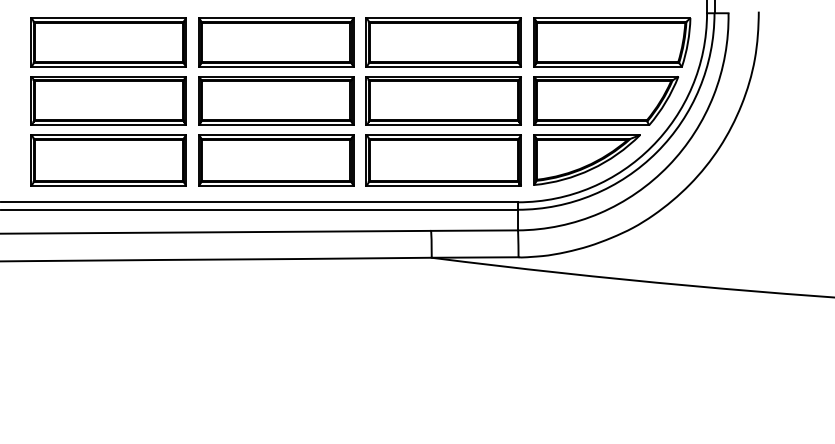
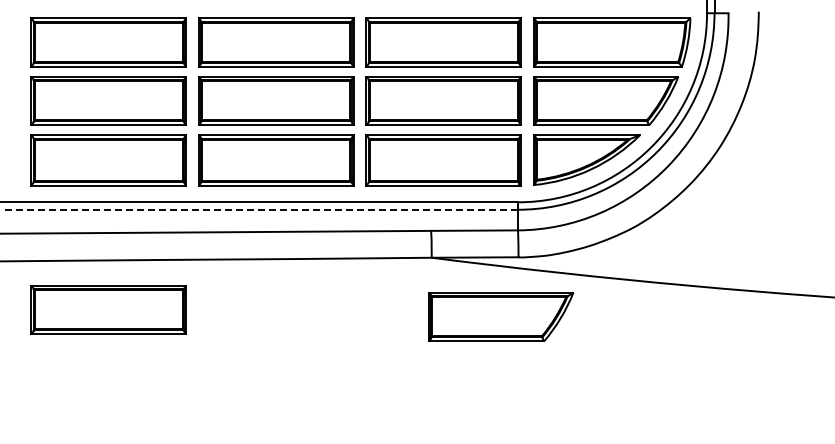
line: solid -> dashed (259, 209)
part: none -> present (108, 309)
part: none -> present (501, 316)
